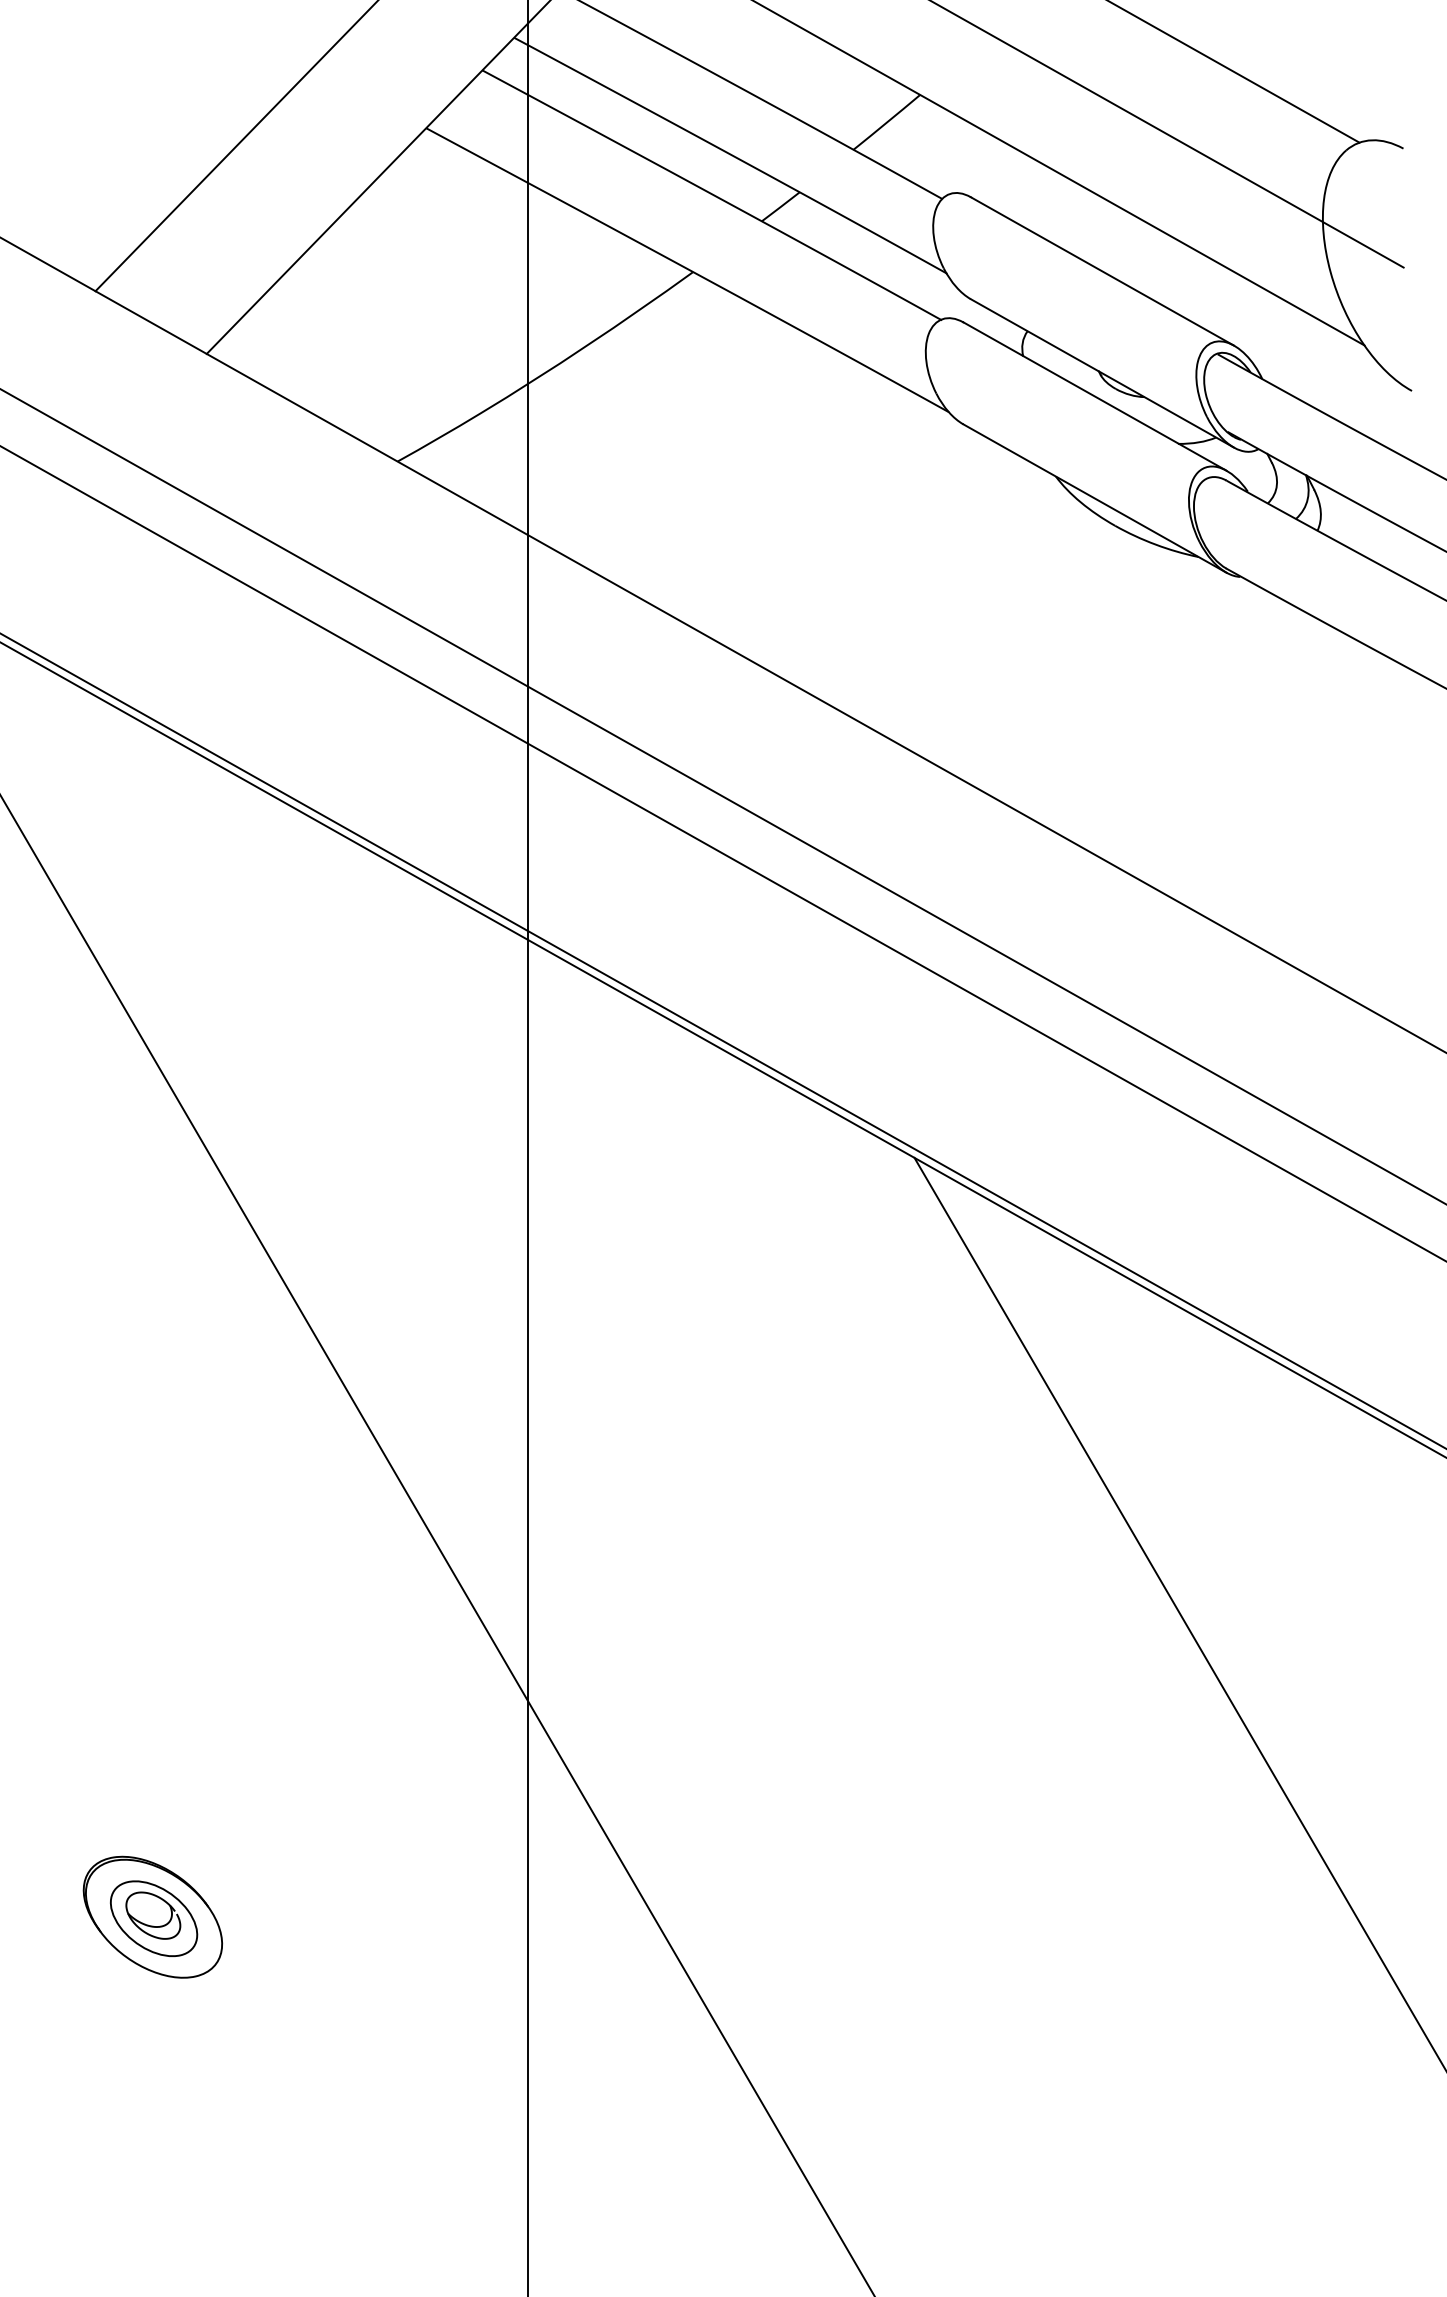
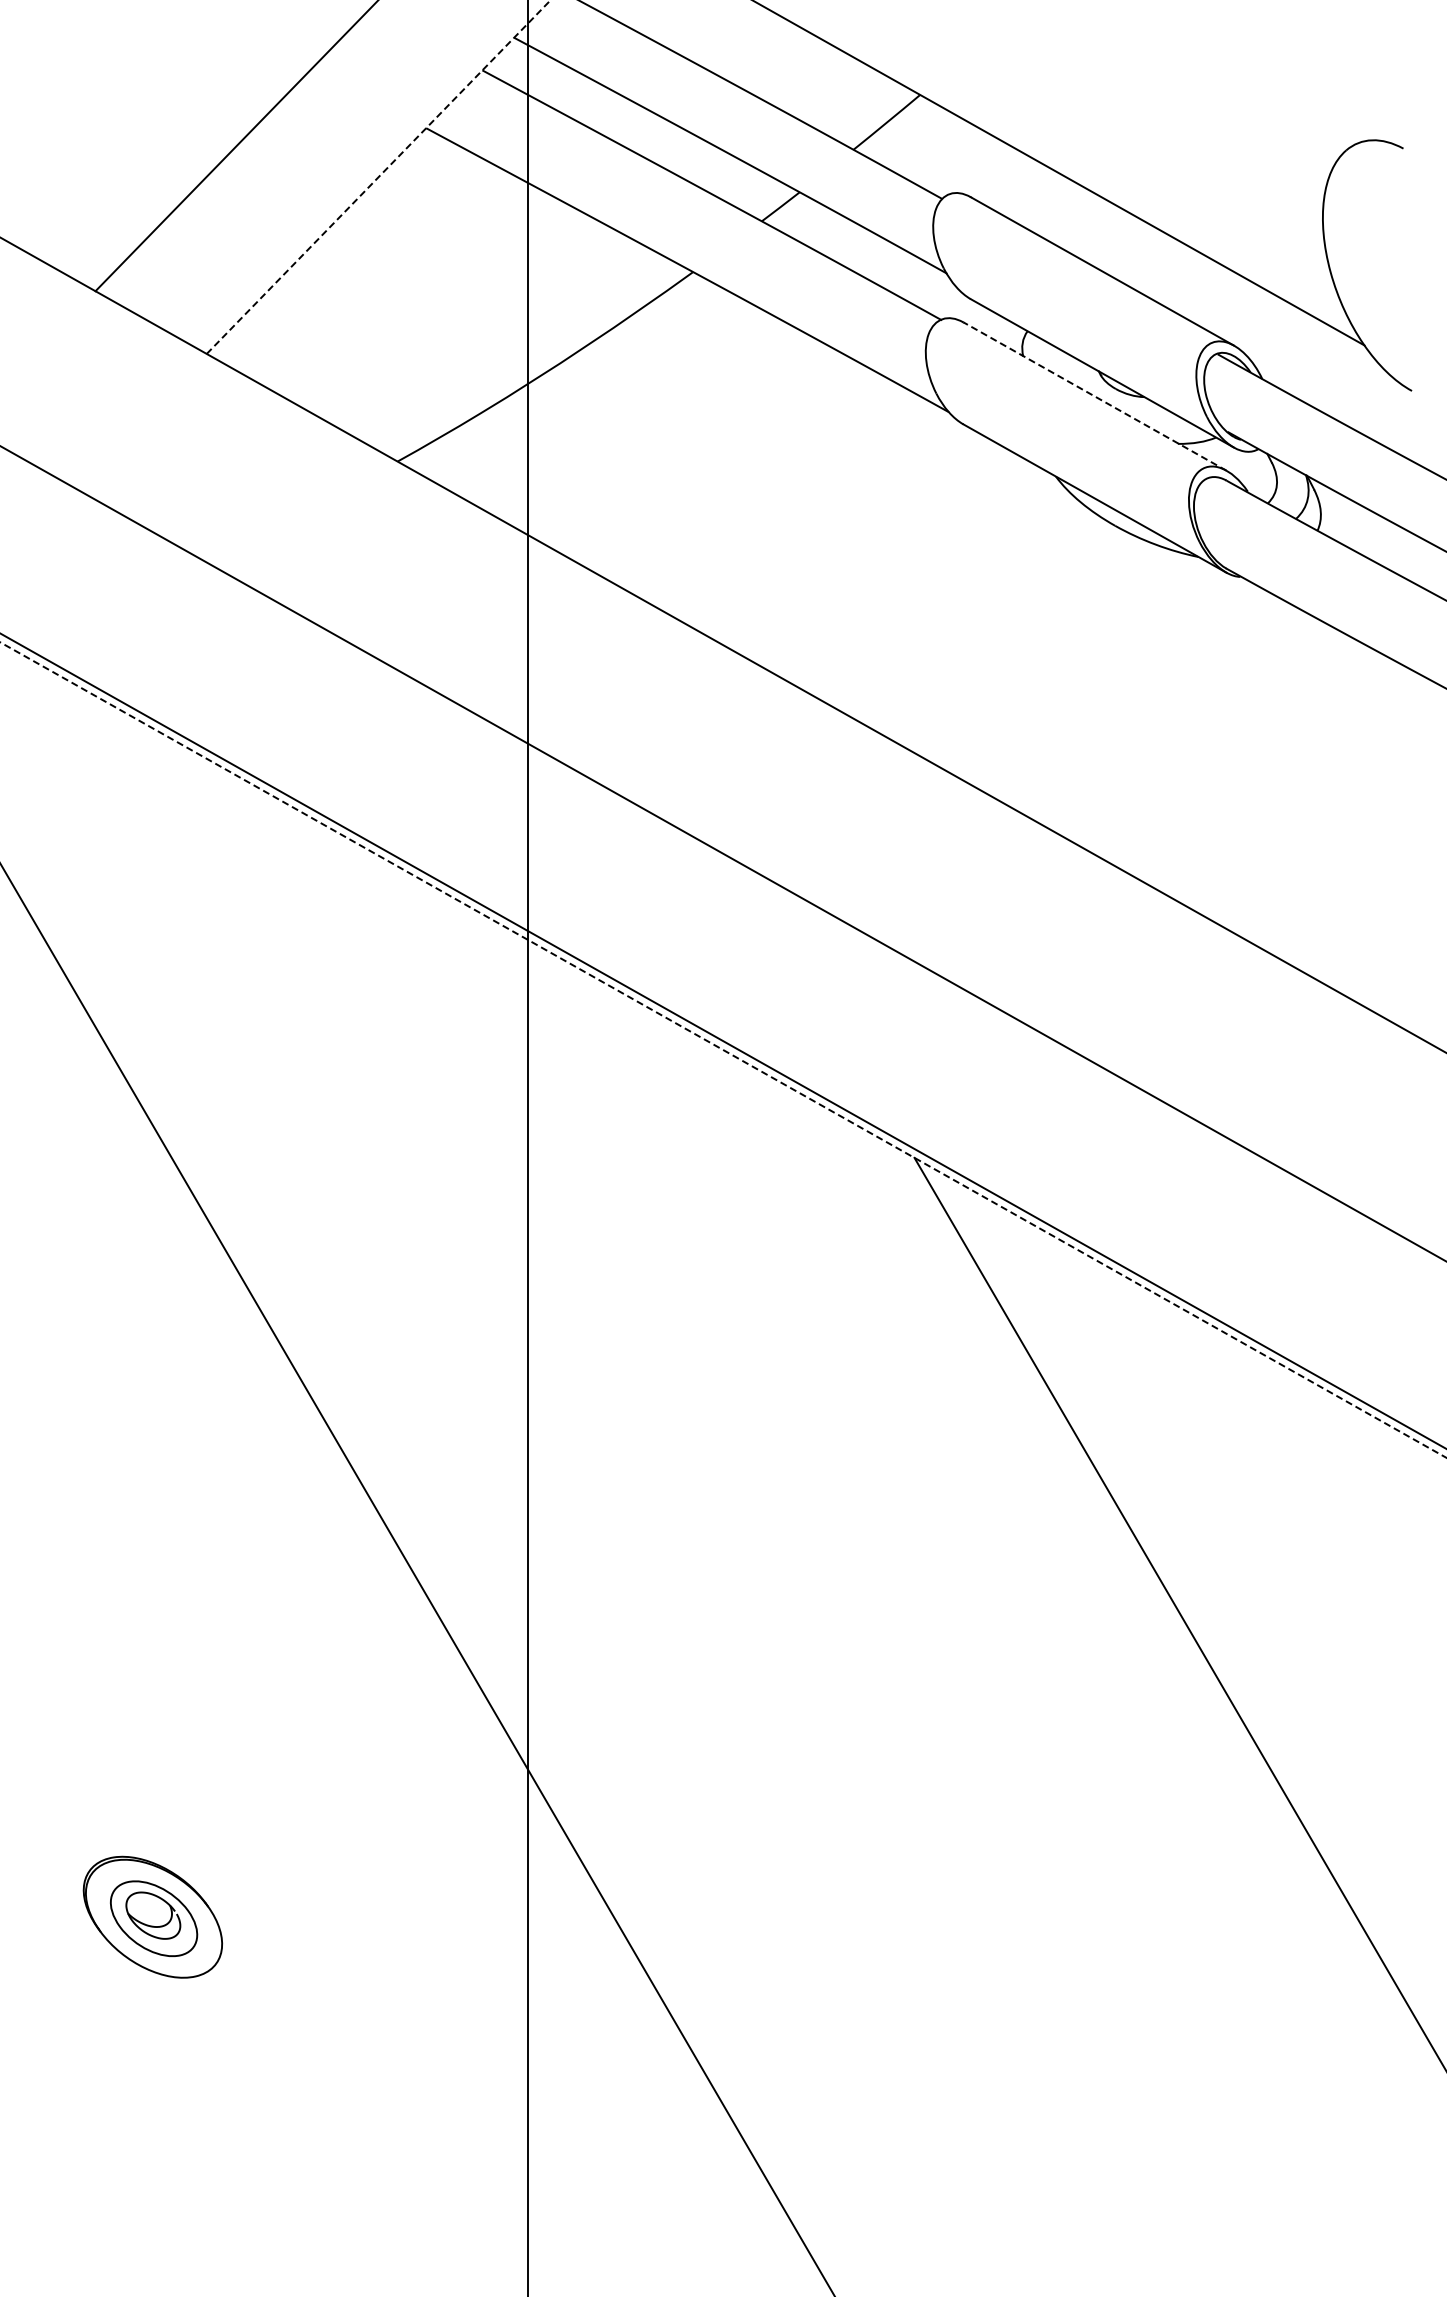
line: present -> none (1234, 72)
line: present -> none (1168, 134)
line: solid -> dashed (378, 176)
line: solid -> dashed (1094, 396)
line: present -> none (722, 796)
line: solid -> dashed (723, 1050)
line position: (437, 1545) -> (417, 1579) (417, 1579)
